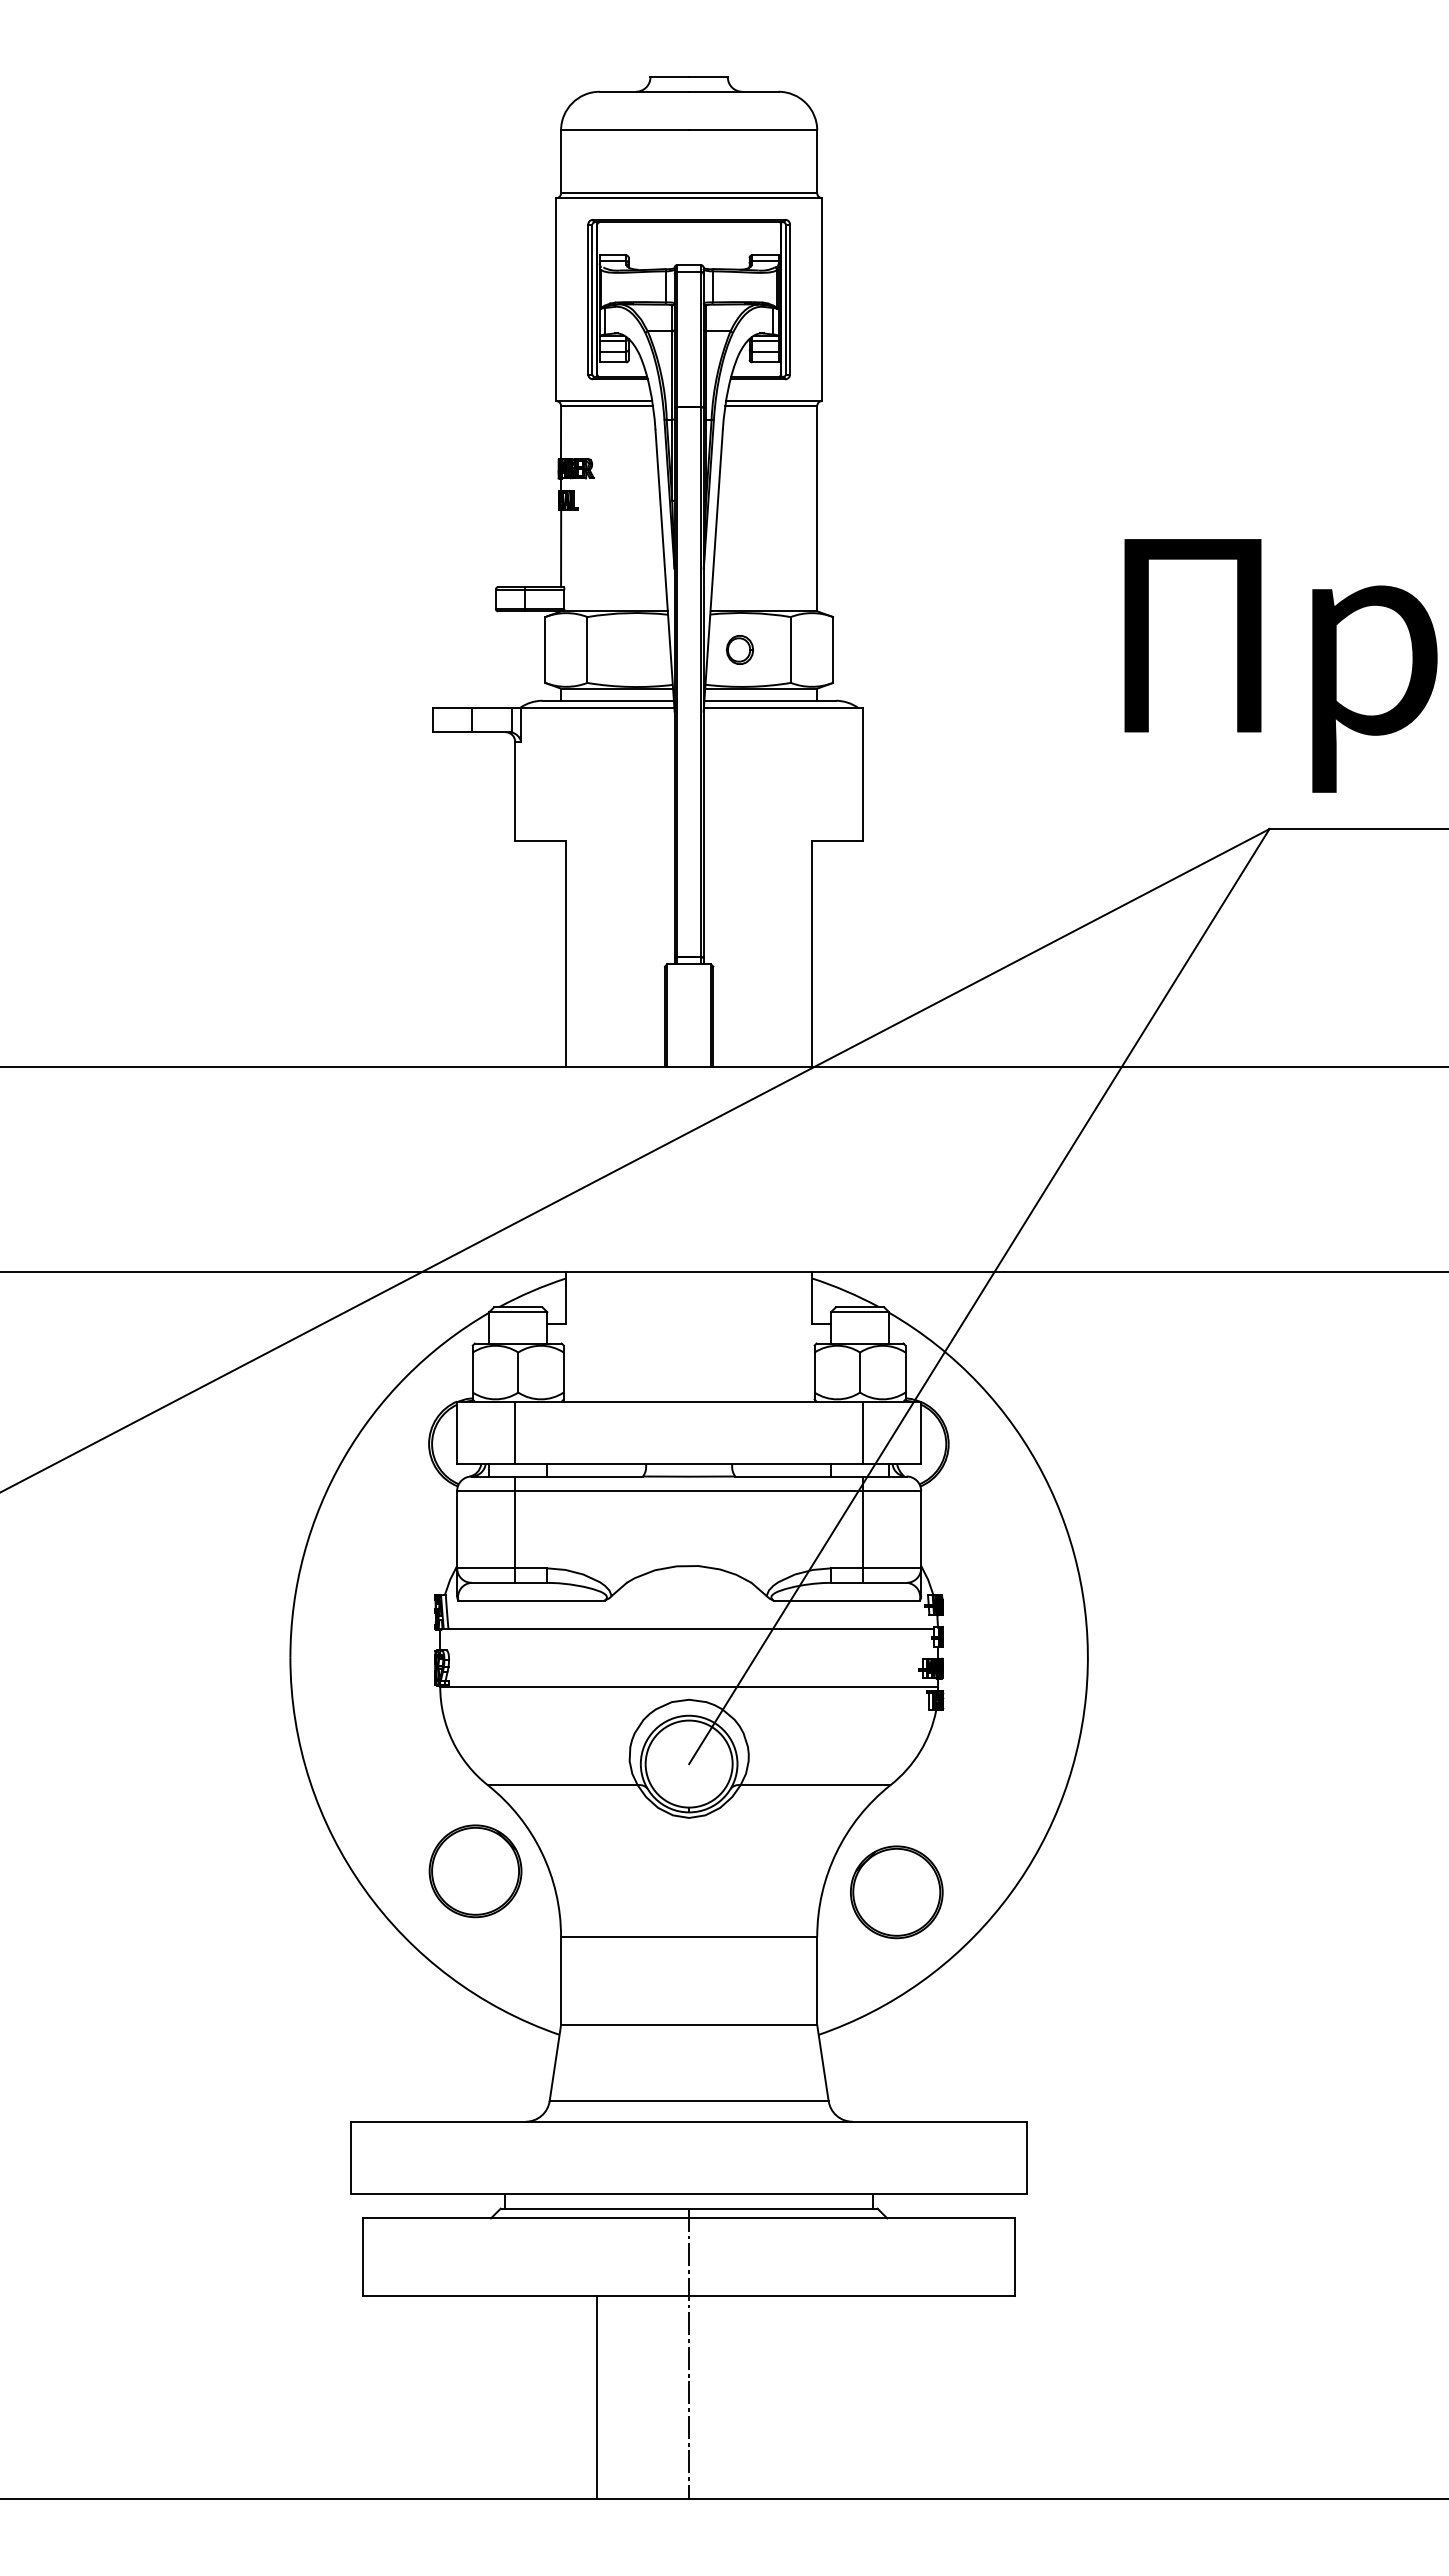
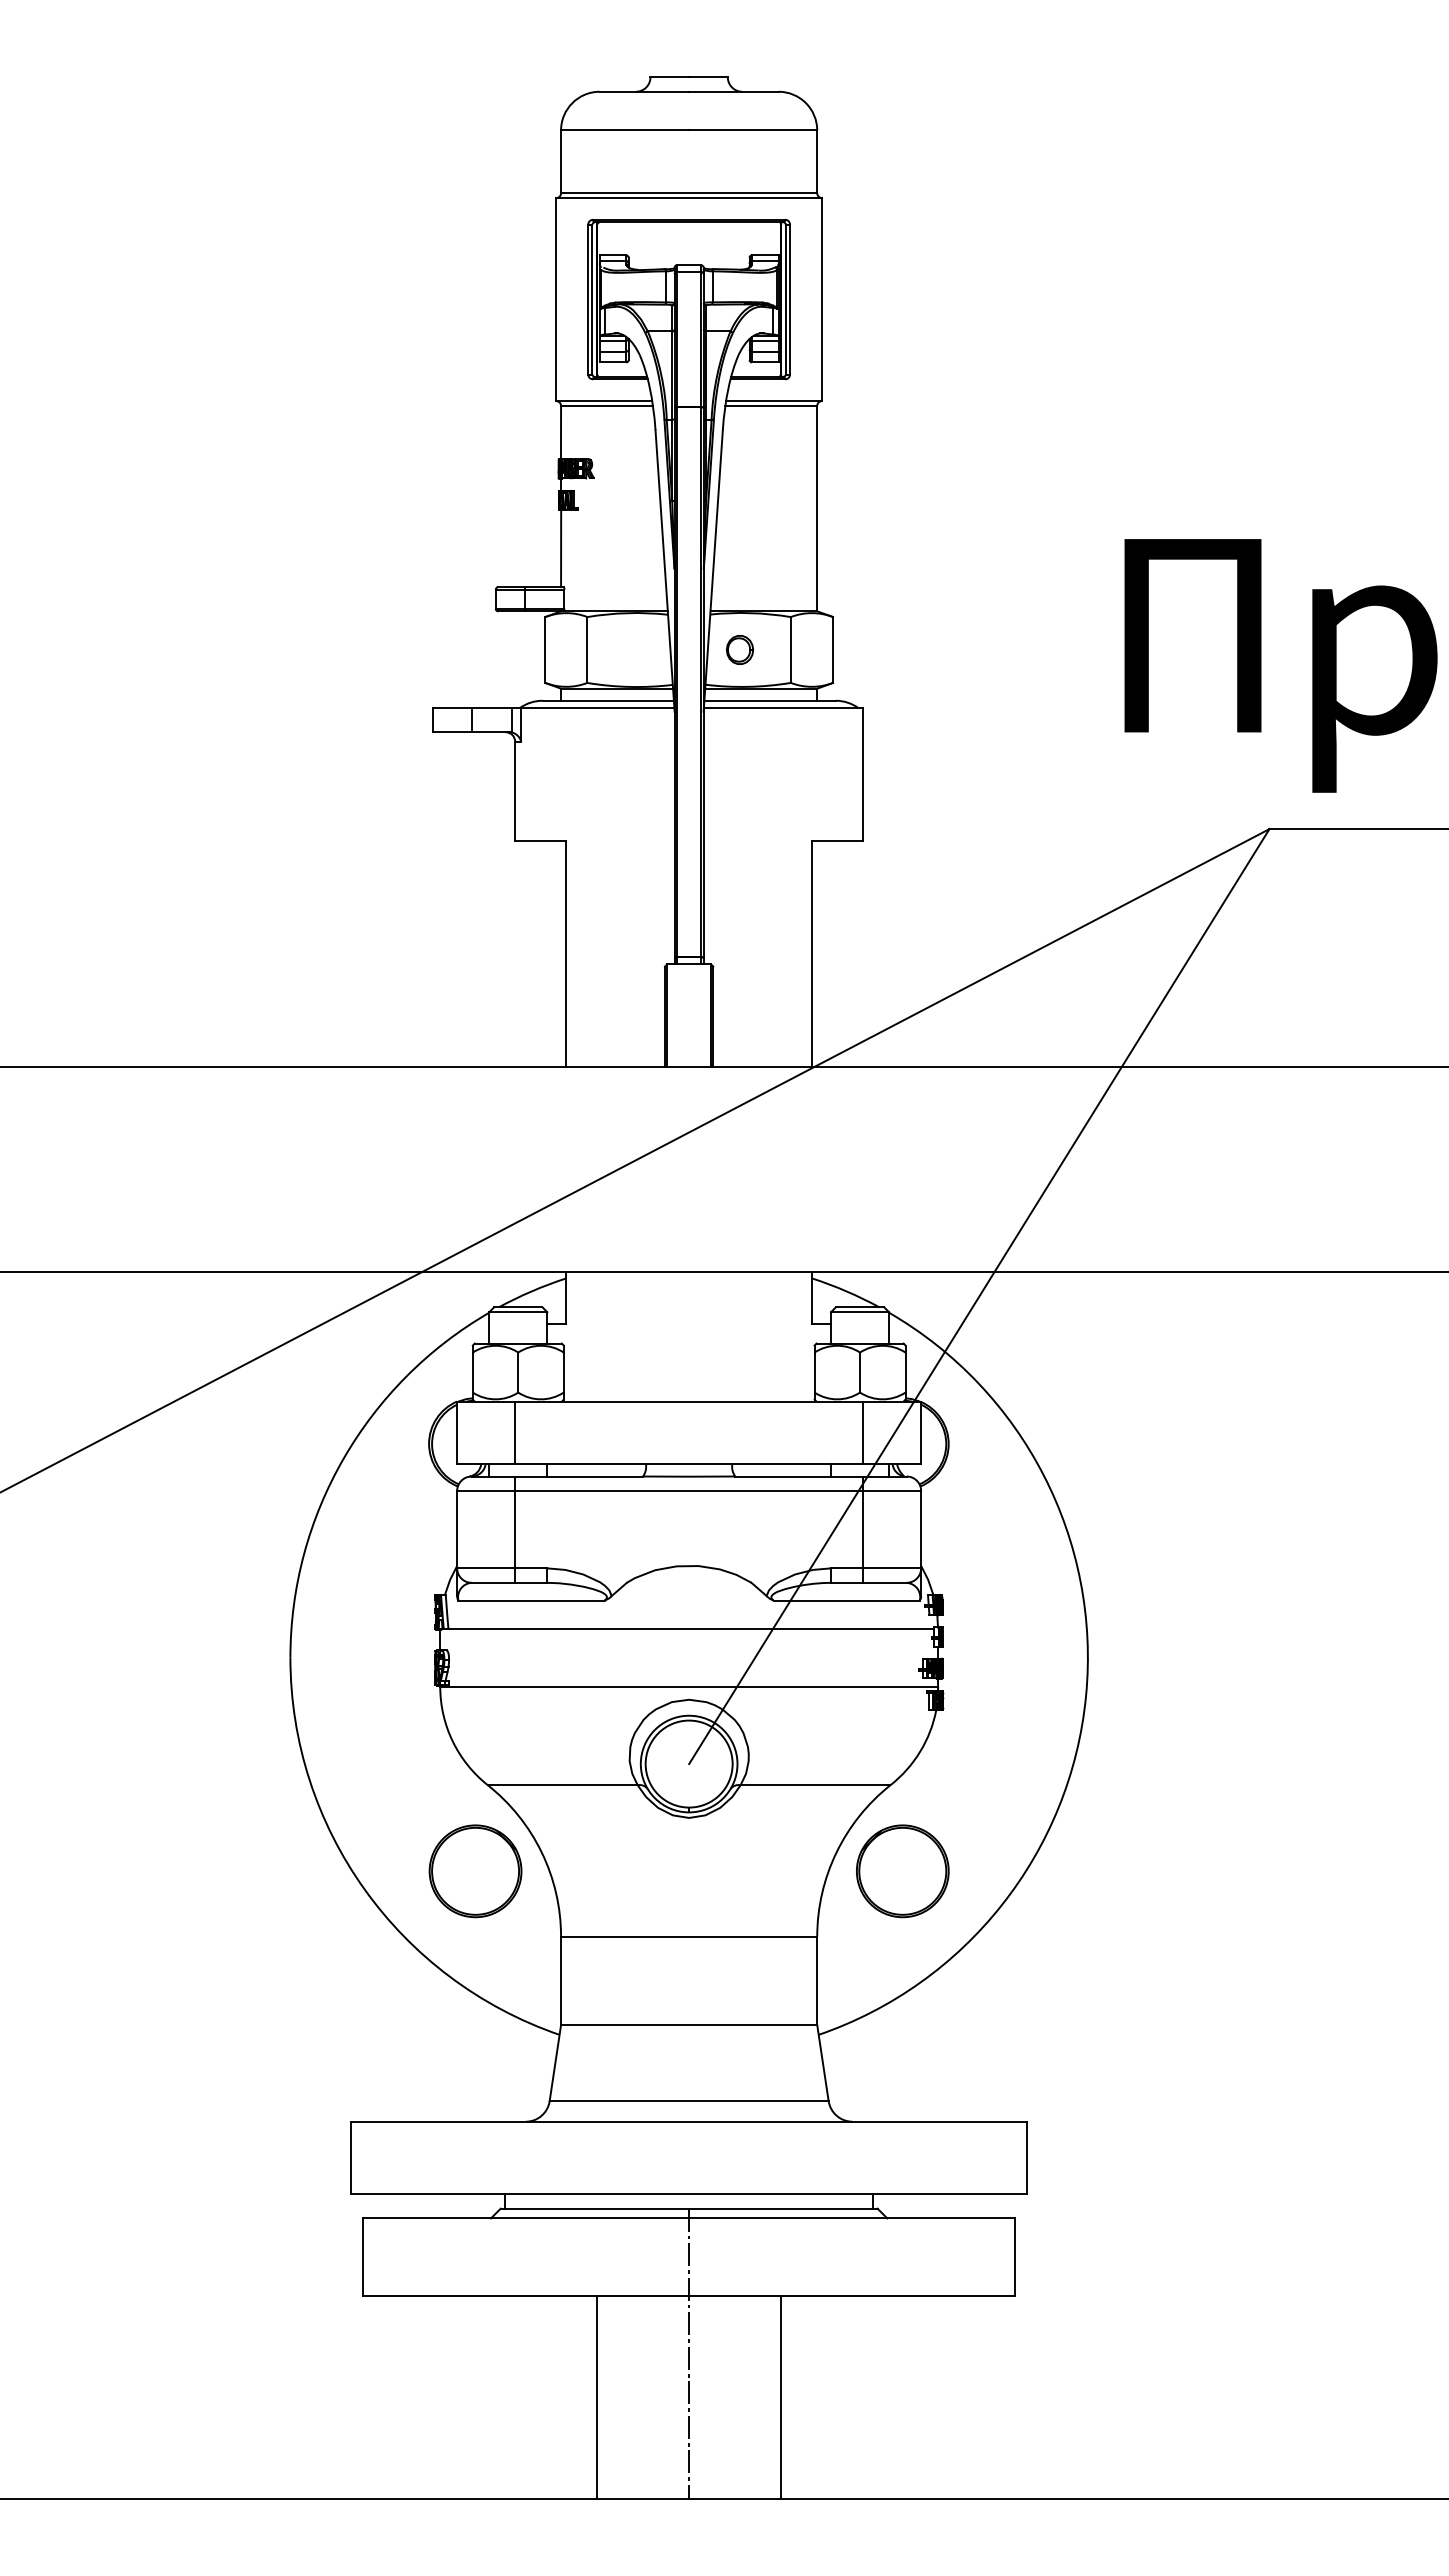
part position: (896, 1892) -> (902, 1871) (902, 1871)
line: none -> present (780, 2396)
